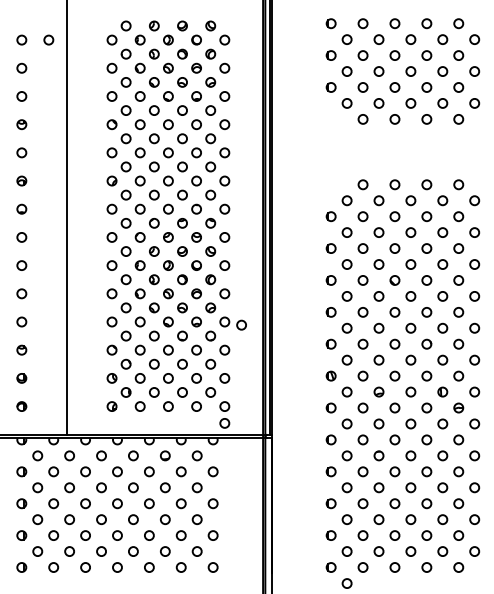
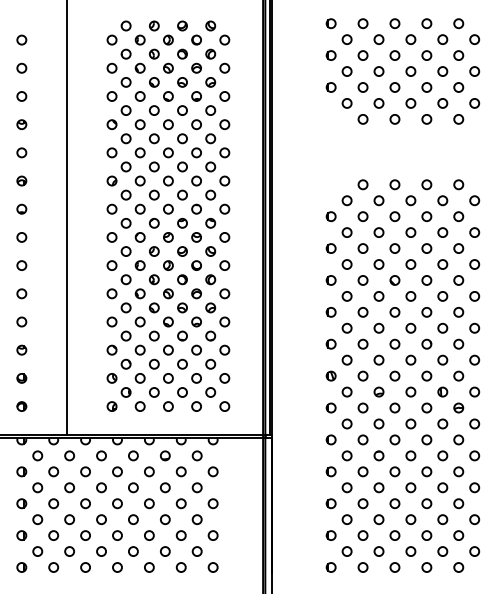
circle: present -> none (48, 39)
circle: present -> none (241, 324)
circle: present -> none (224, 423)
circle: present -> none (346, 583)
